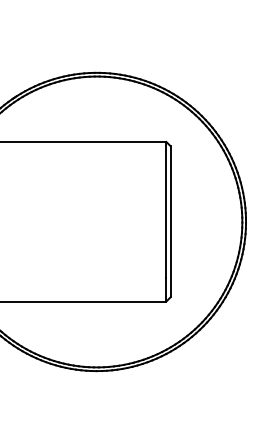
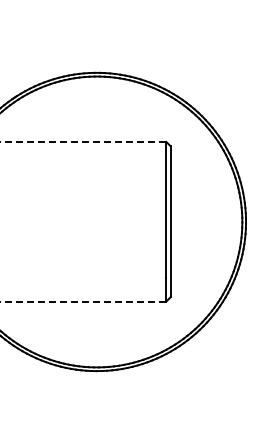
line: solid -> dashed (83, 141)
line: solid -> dashed (83, 301)
